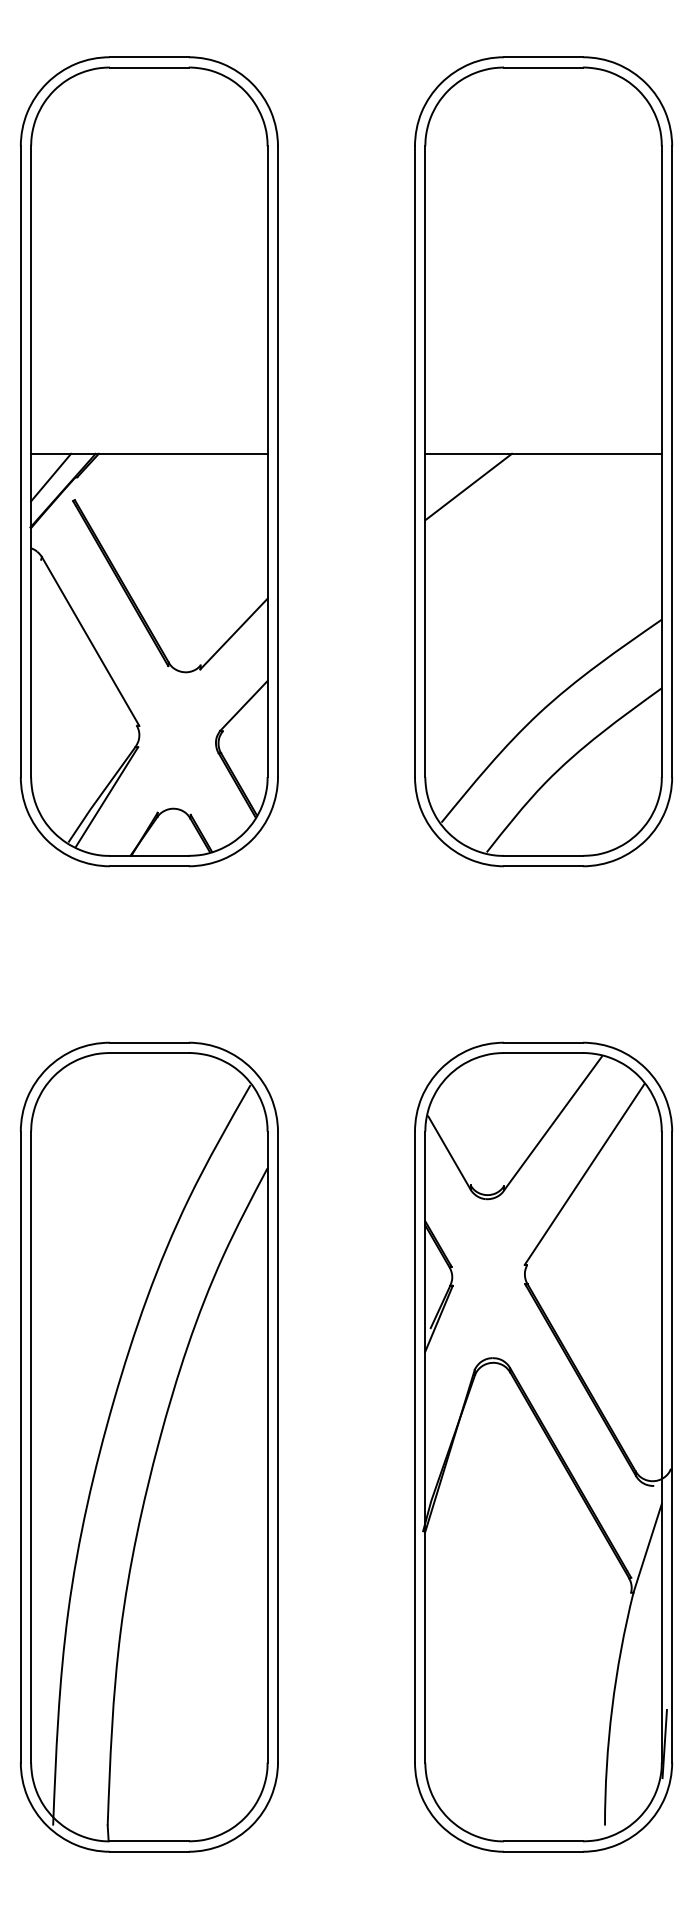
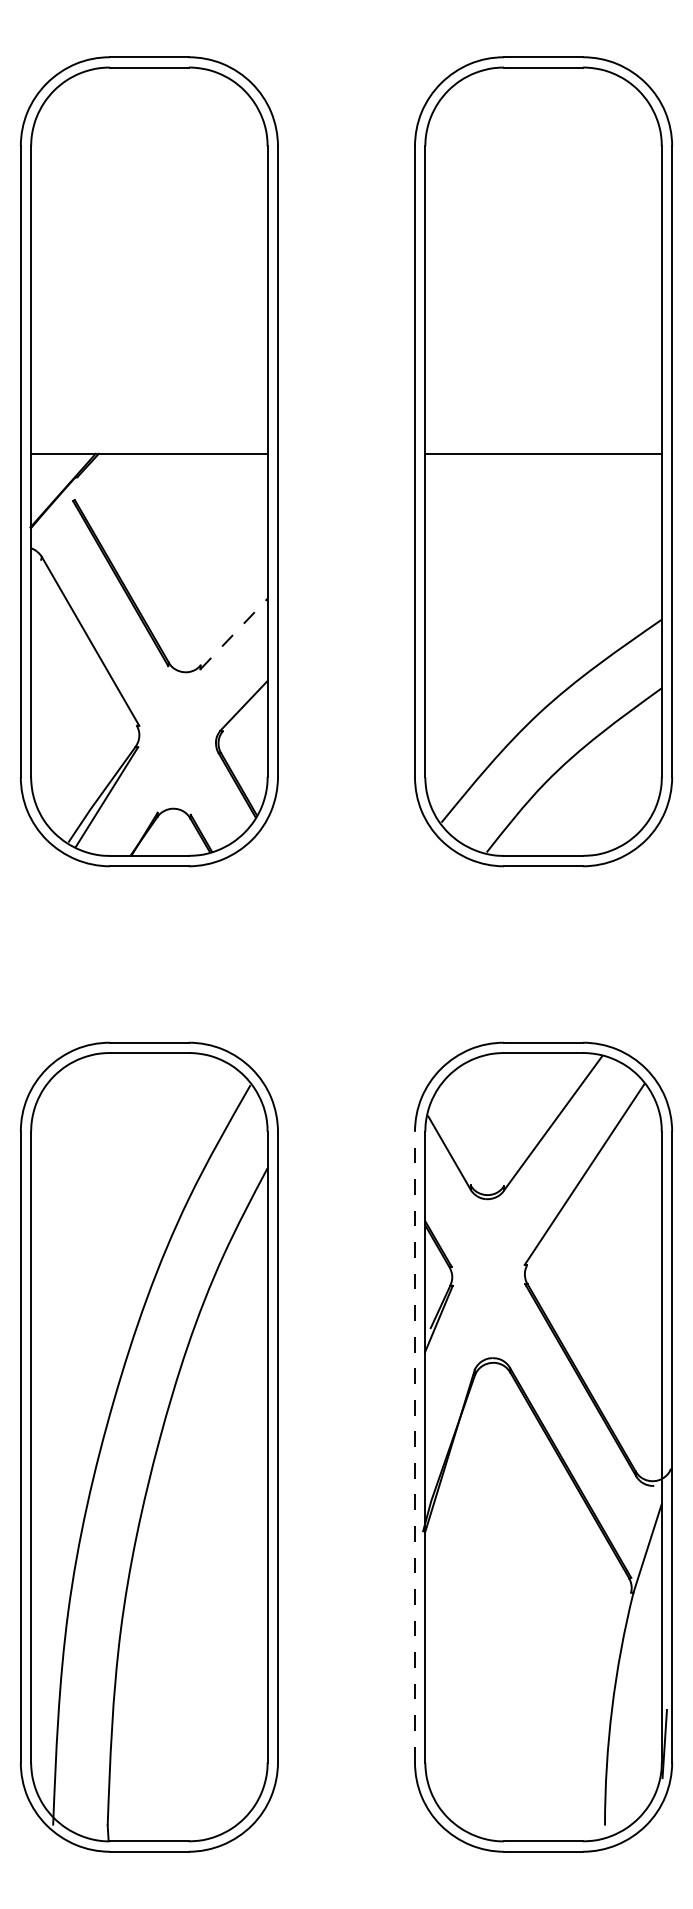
line: present -> none (51, 477)
line: present -> none (468, 486)
line: solid -> dashed (234, 634)
line: solid -> dashed (415, 1446)
